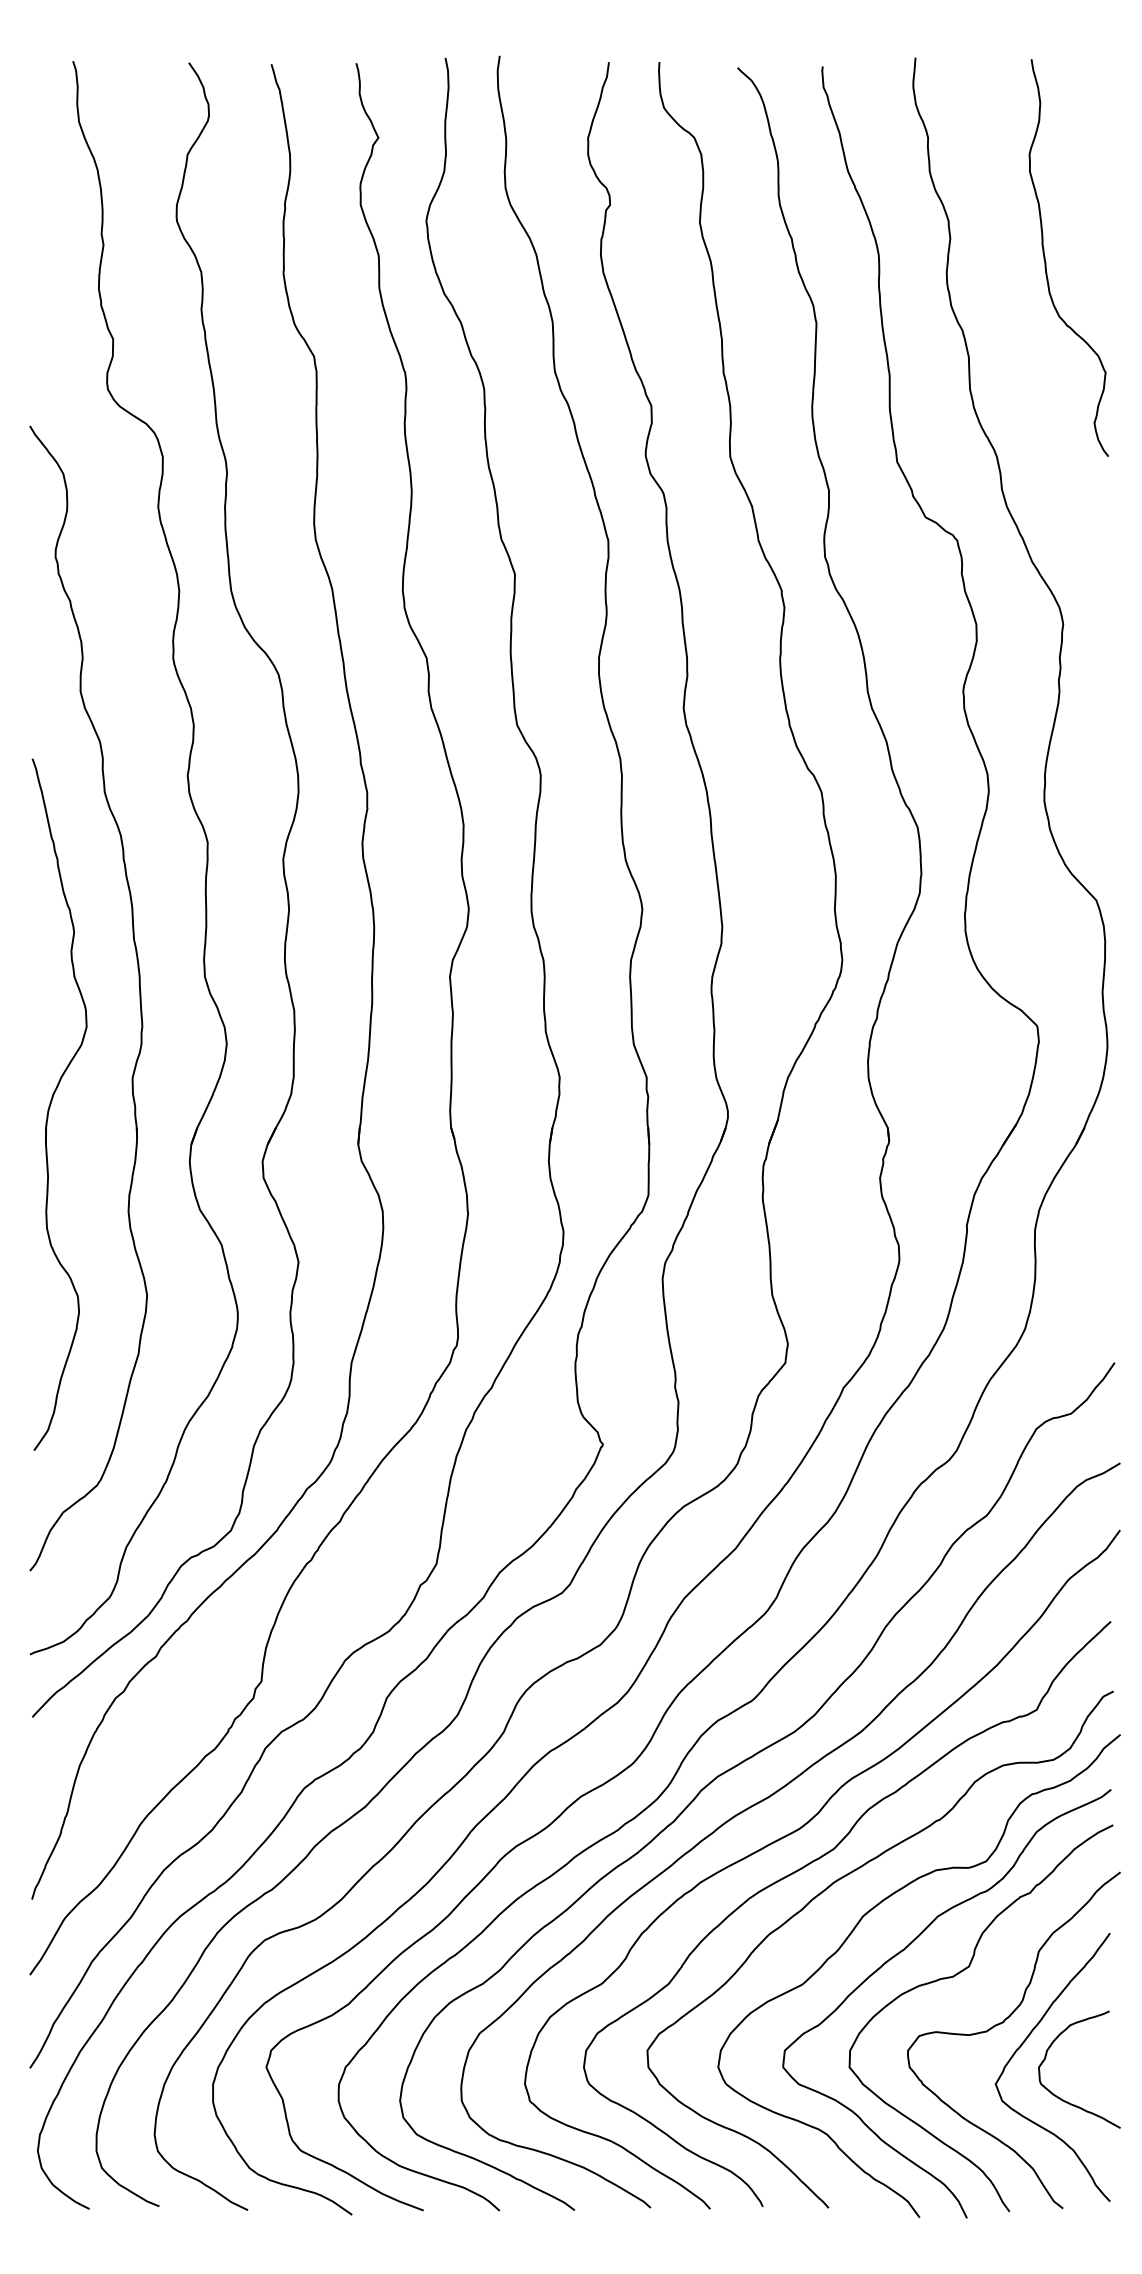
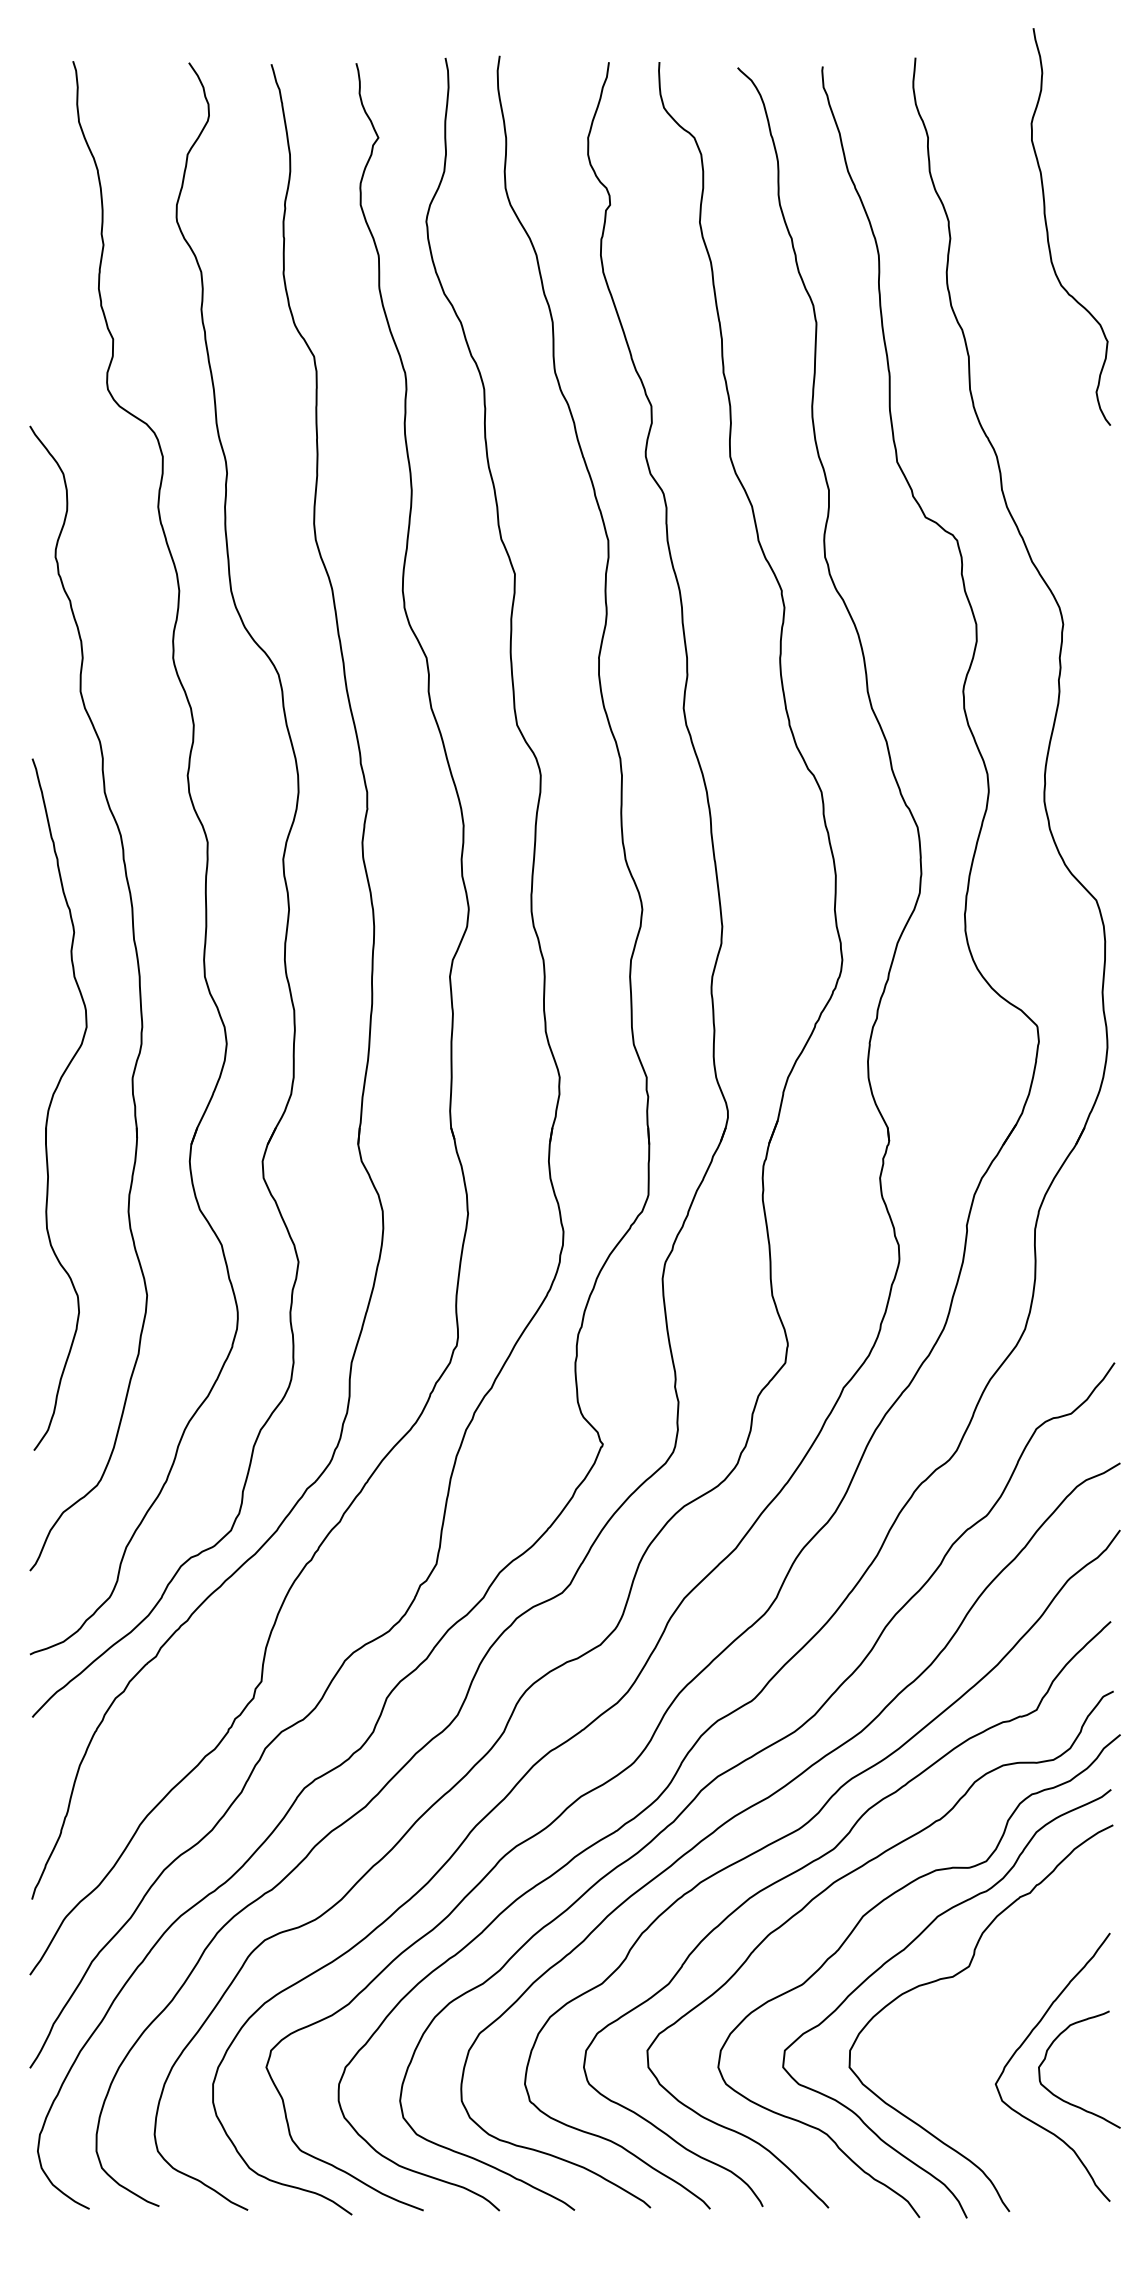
curve position: (1046, 262) -> (1048, 231) (1048, 231)
curve: present -> none (1003, 2023)
